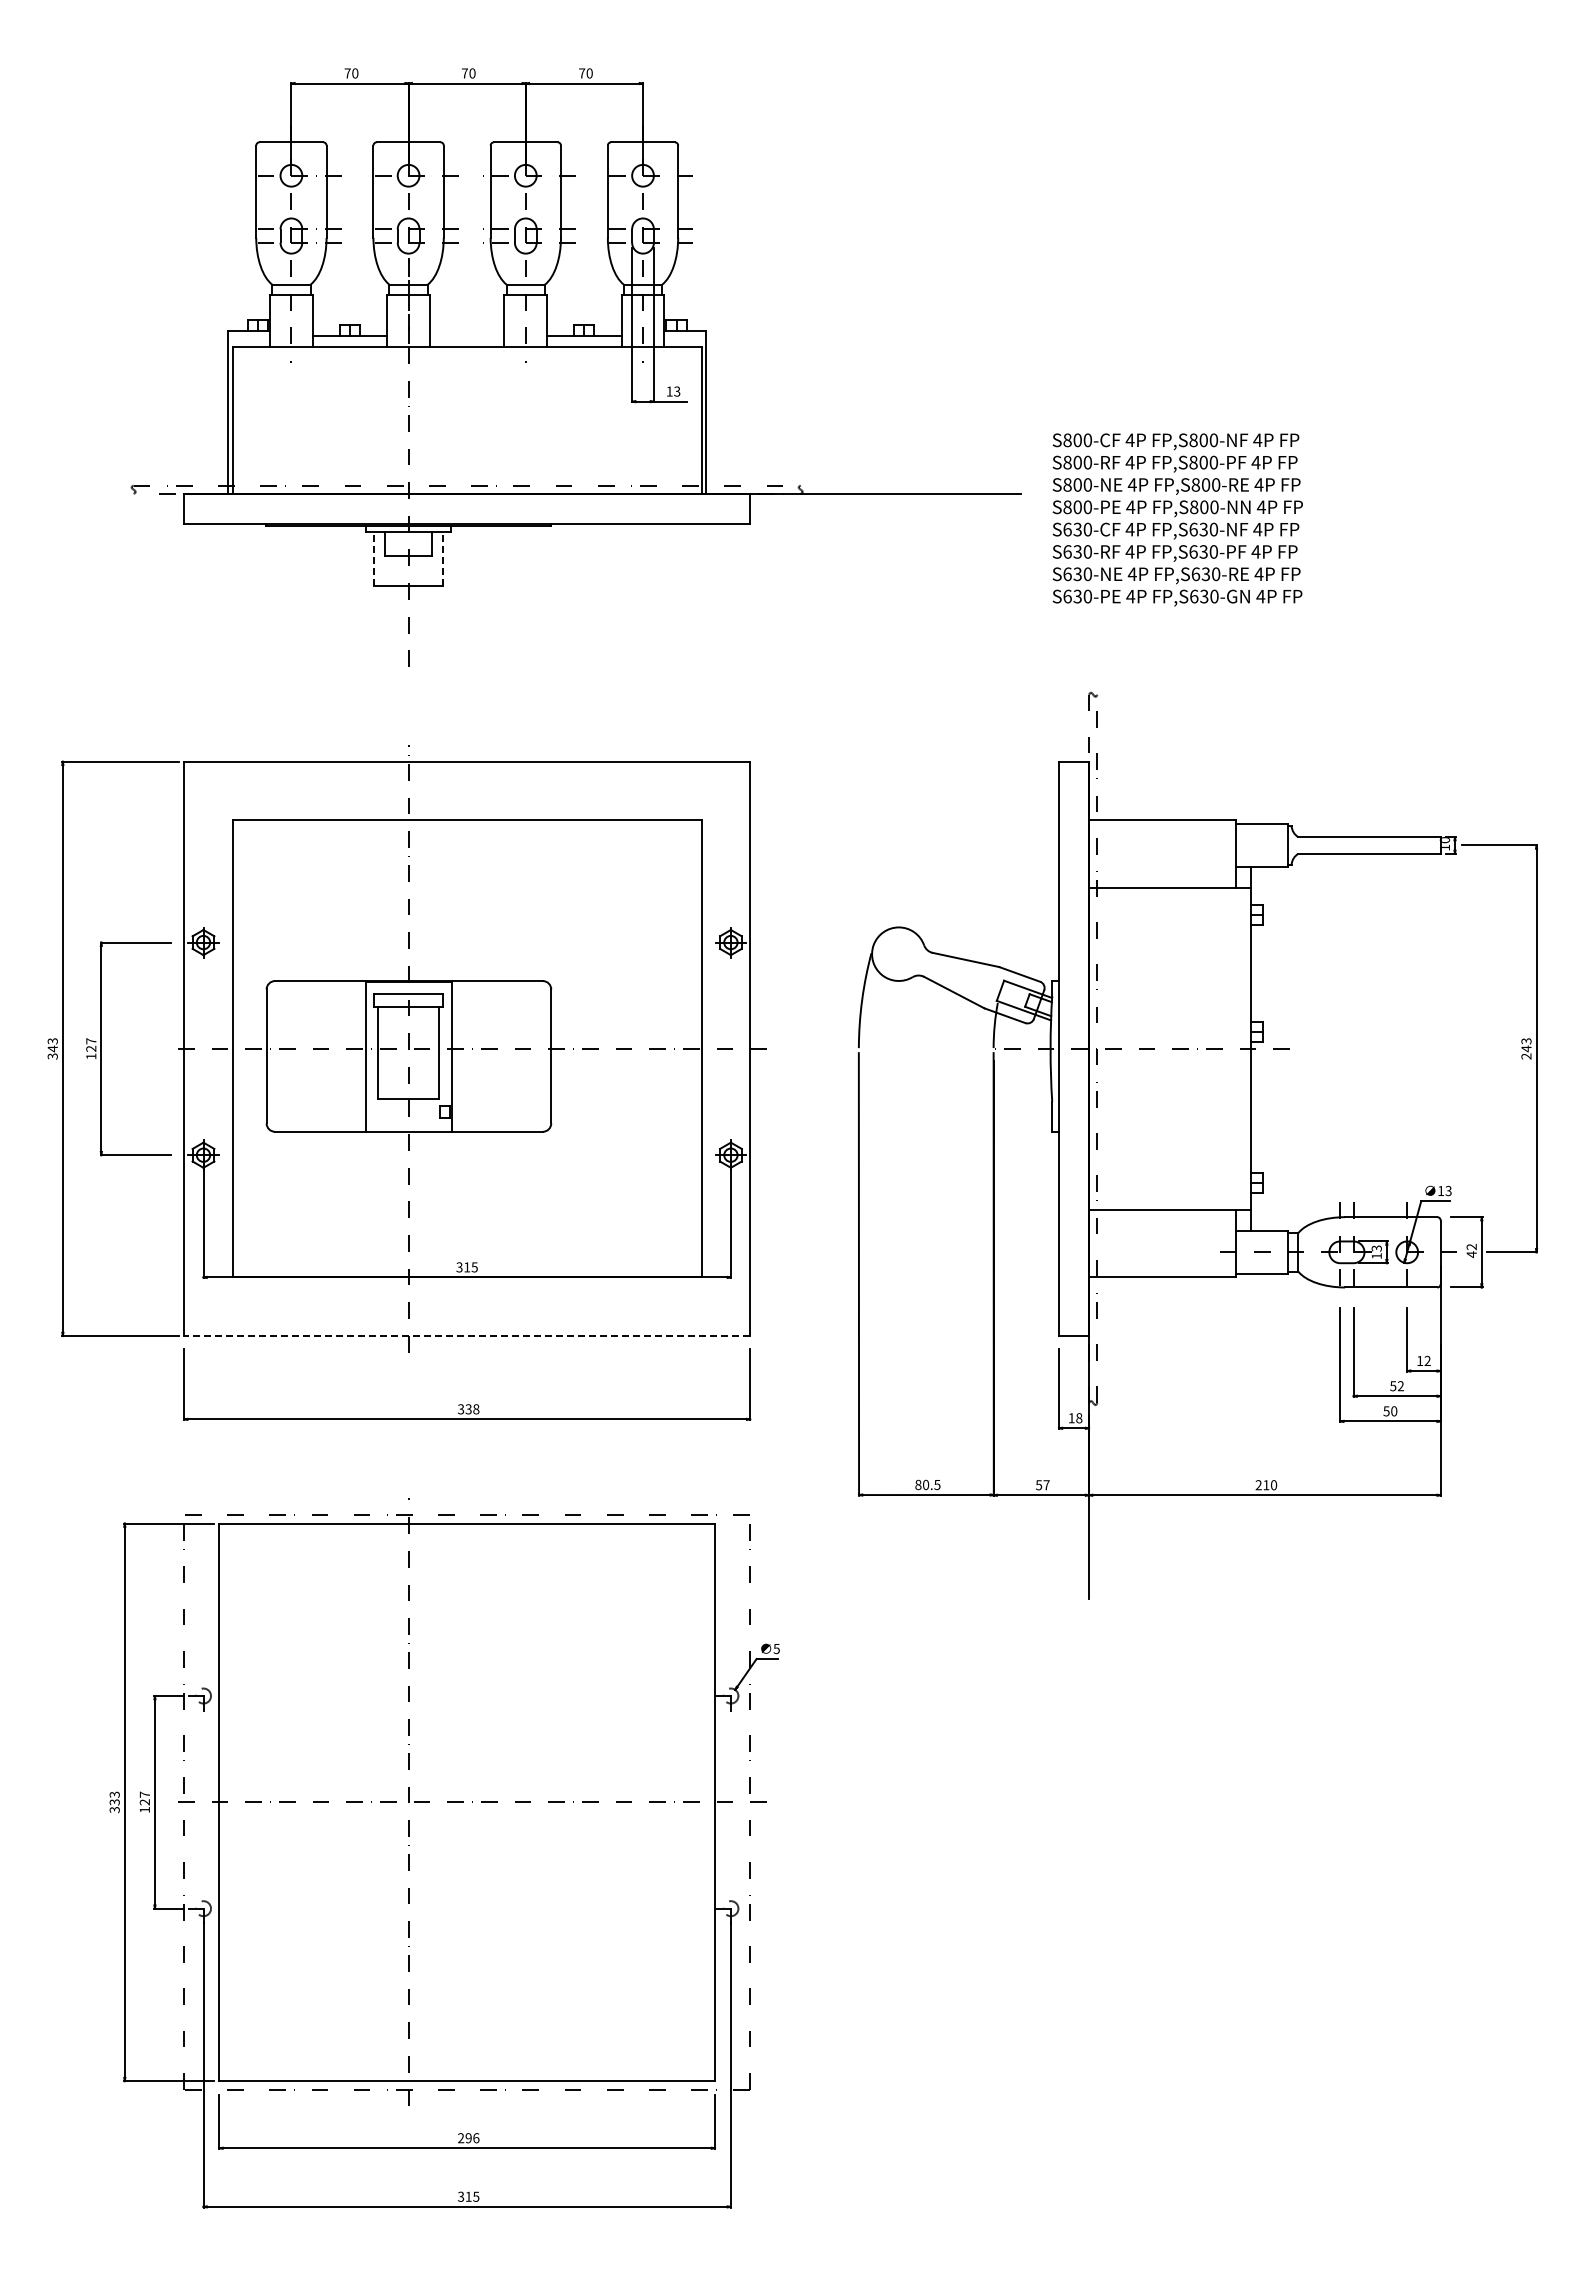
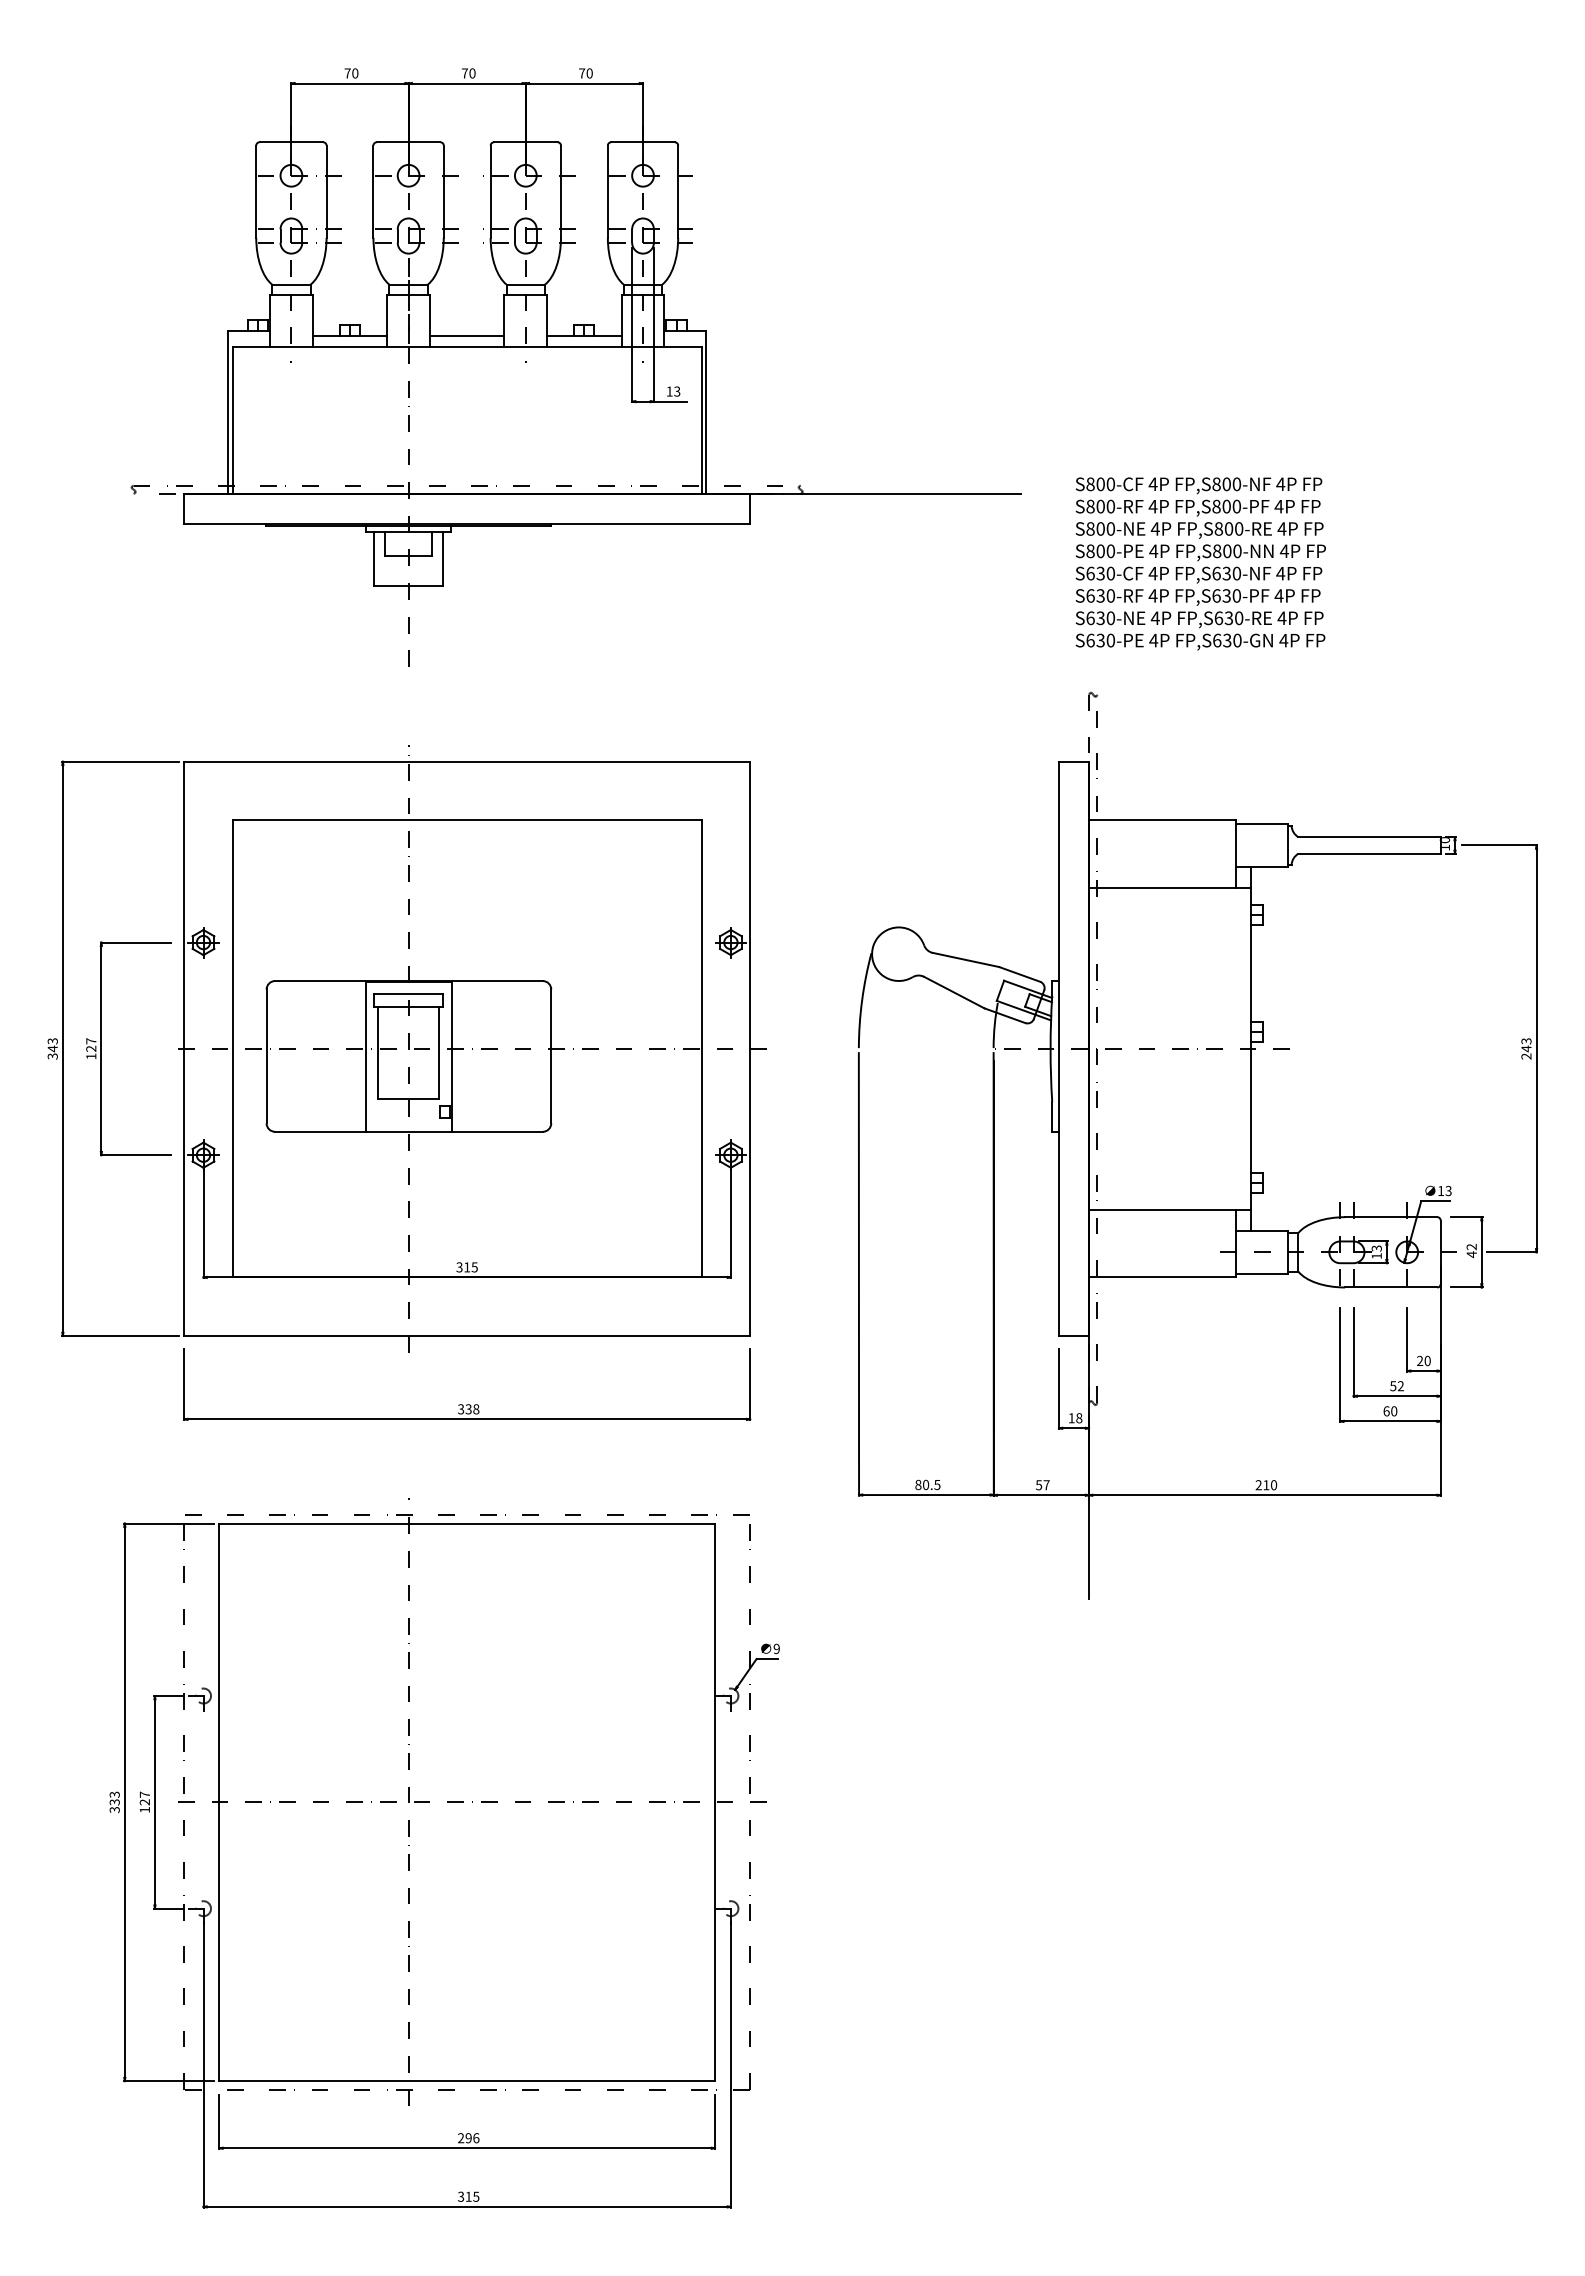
line: none -> present (467, 335)
text position: (1177, 519) -> (1200, 563) (1200, 563)
line: dashed -> solid (373, 559)
line: dashed -> solid (443, 559)
line: dashed -> solid (467, 1336)
text: 12 -> 20 (1423, 1360)
text: 50 -> 60 (1386, 1411)
text: 5 -> 9 (776, 1648)
